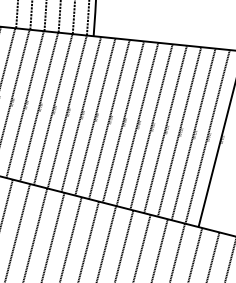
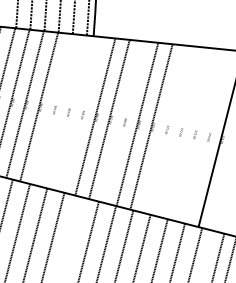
line: present -> none (52, 109)
line: present -> none (66, 111)
line: present -> none (81, 114)
line: present -> none (123, 121)
line: present -> none (165, 129)
line: present -> none (179, 131)
line: present -> none (193, 134)
line: present -> none (207, 136)
line: present -> none (70, 238)
line position: (213, 255) -> (218, 256) (218, 256)
